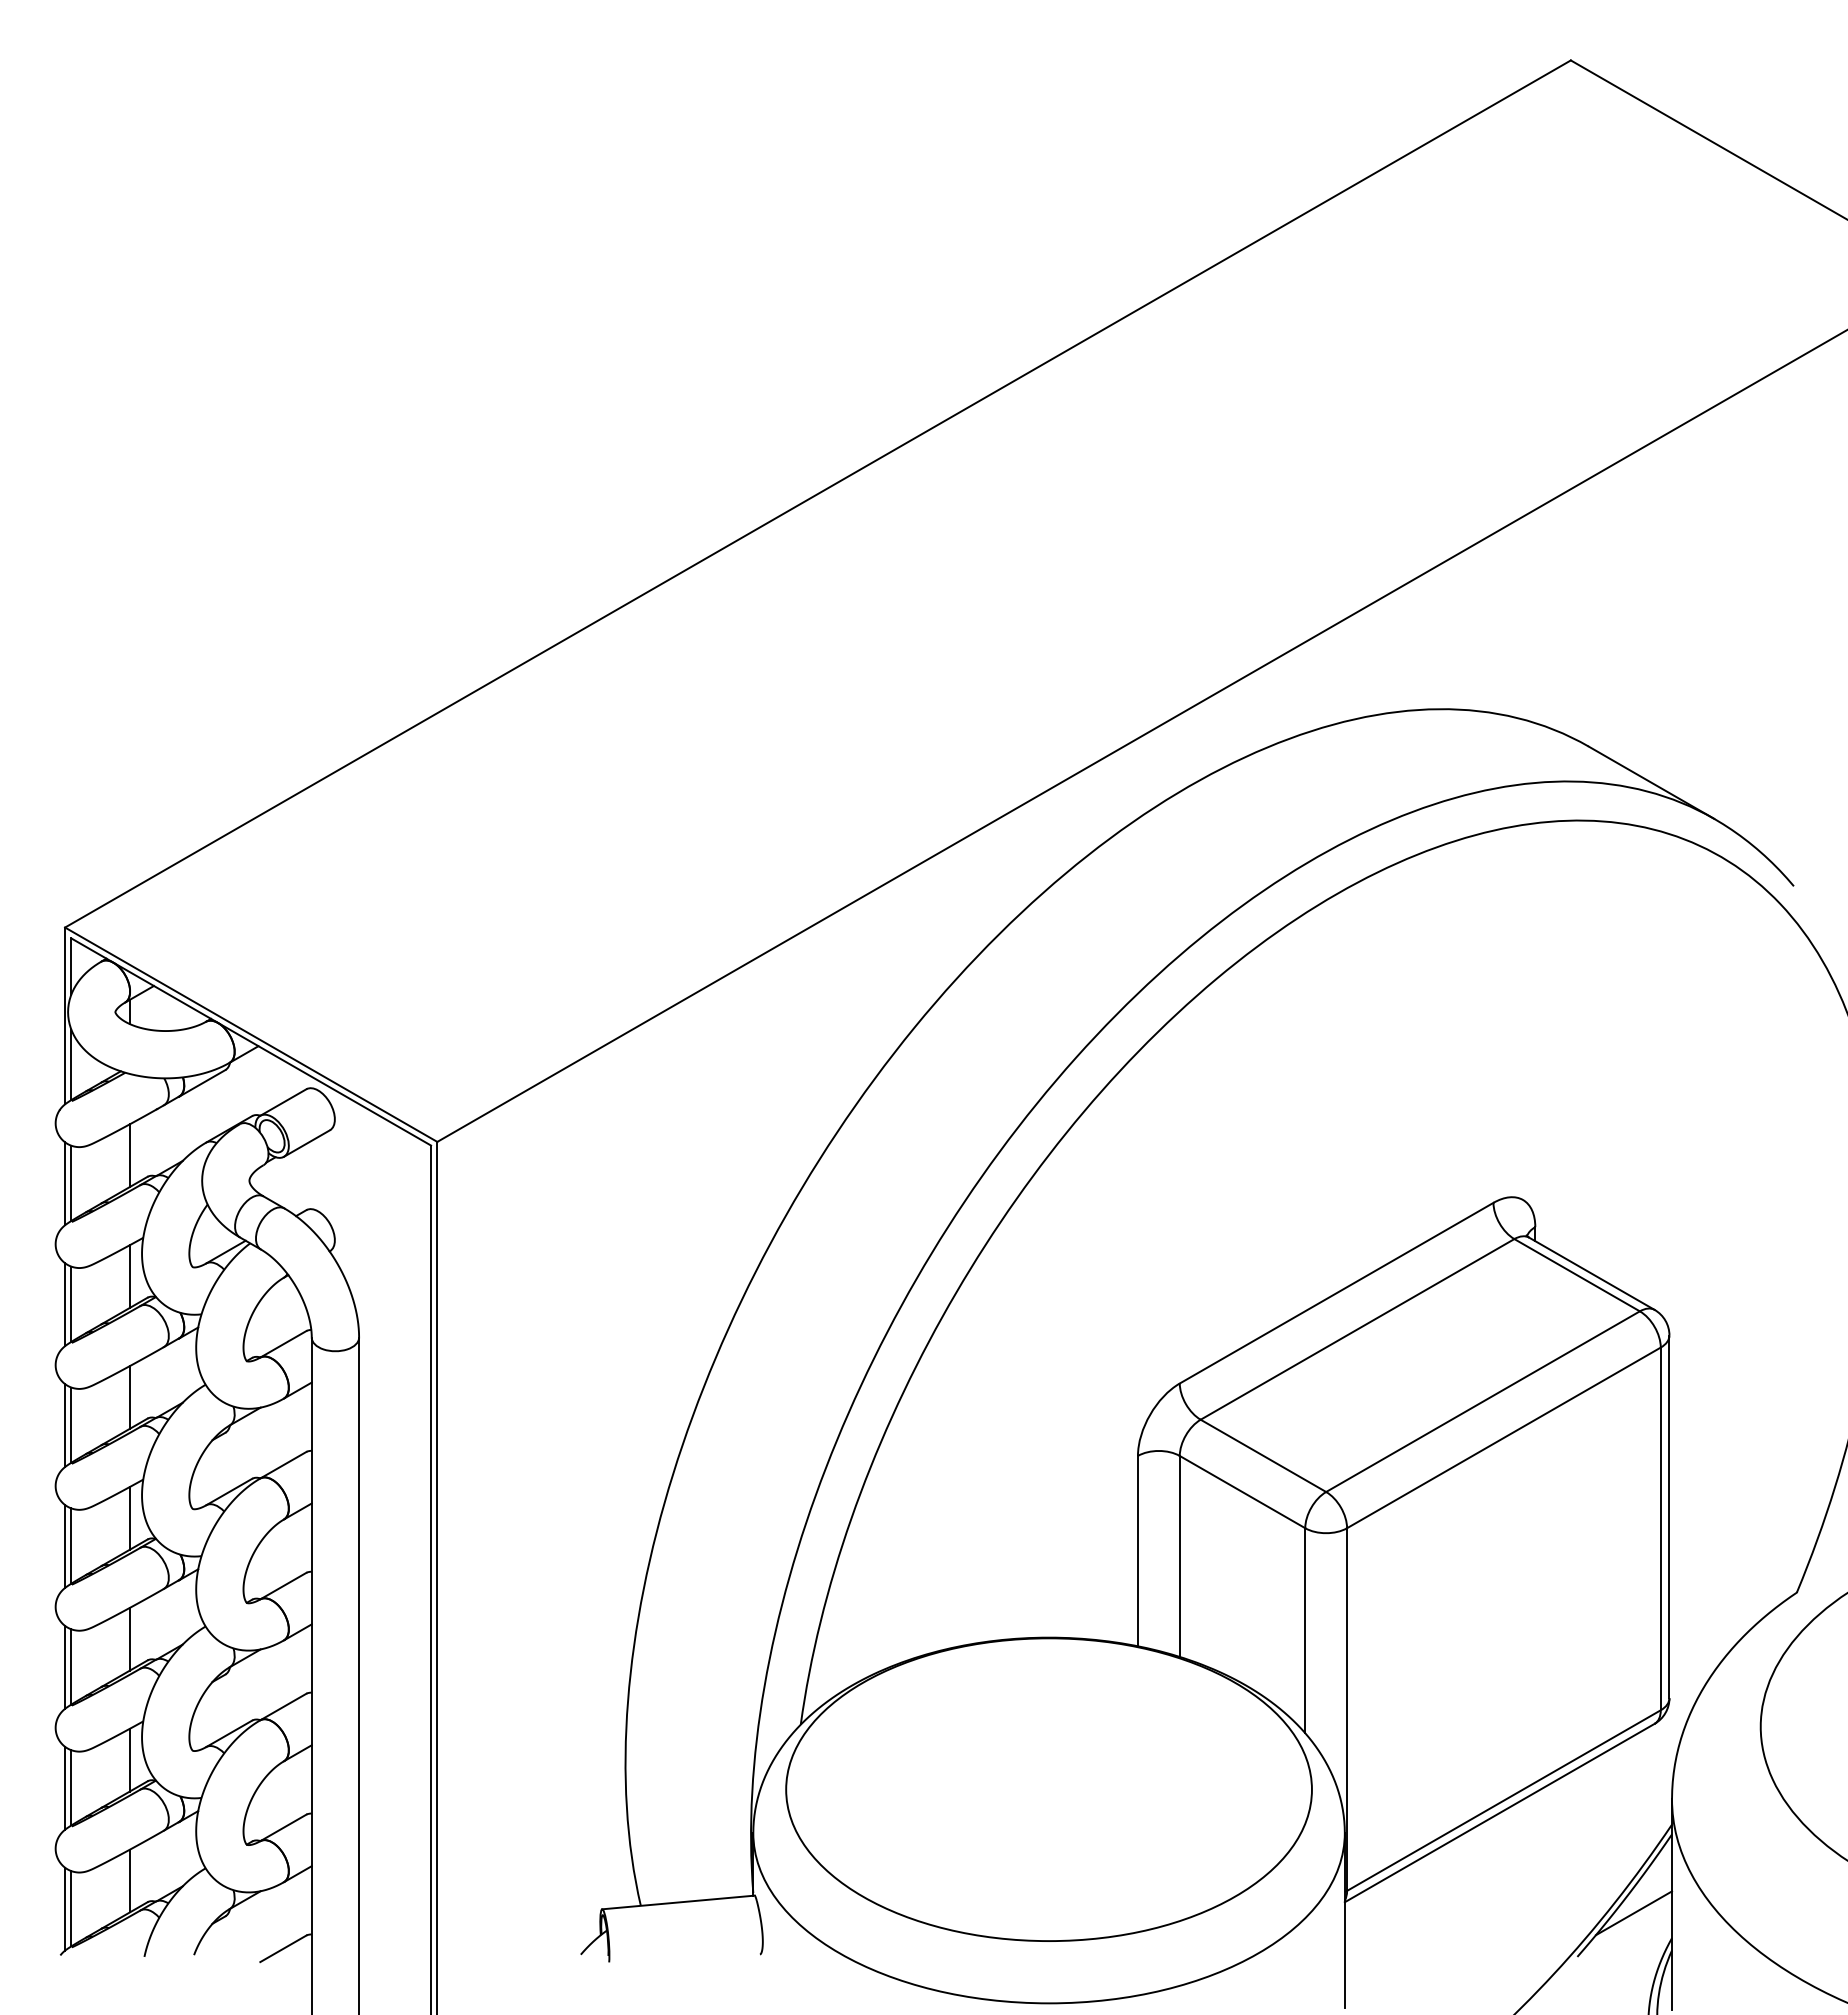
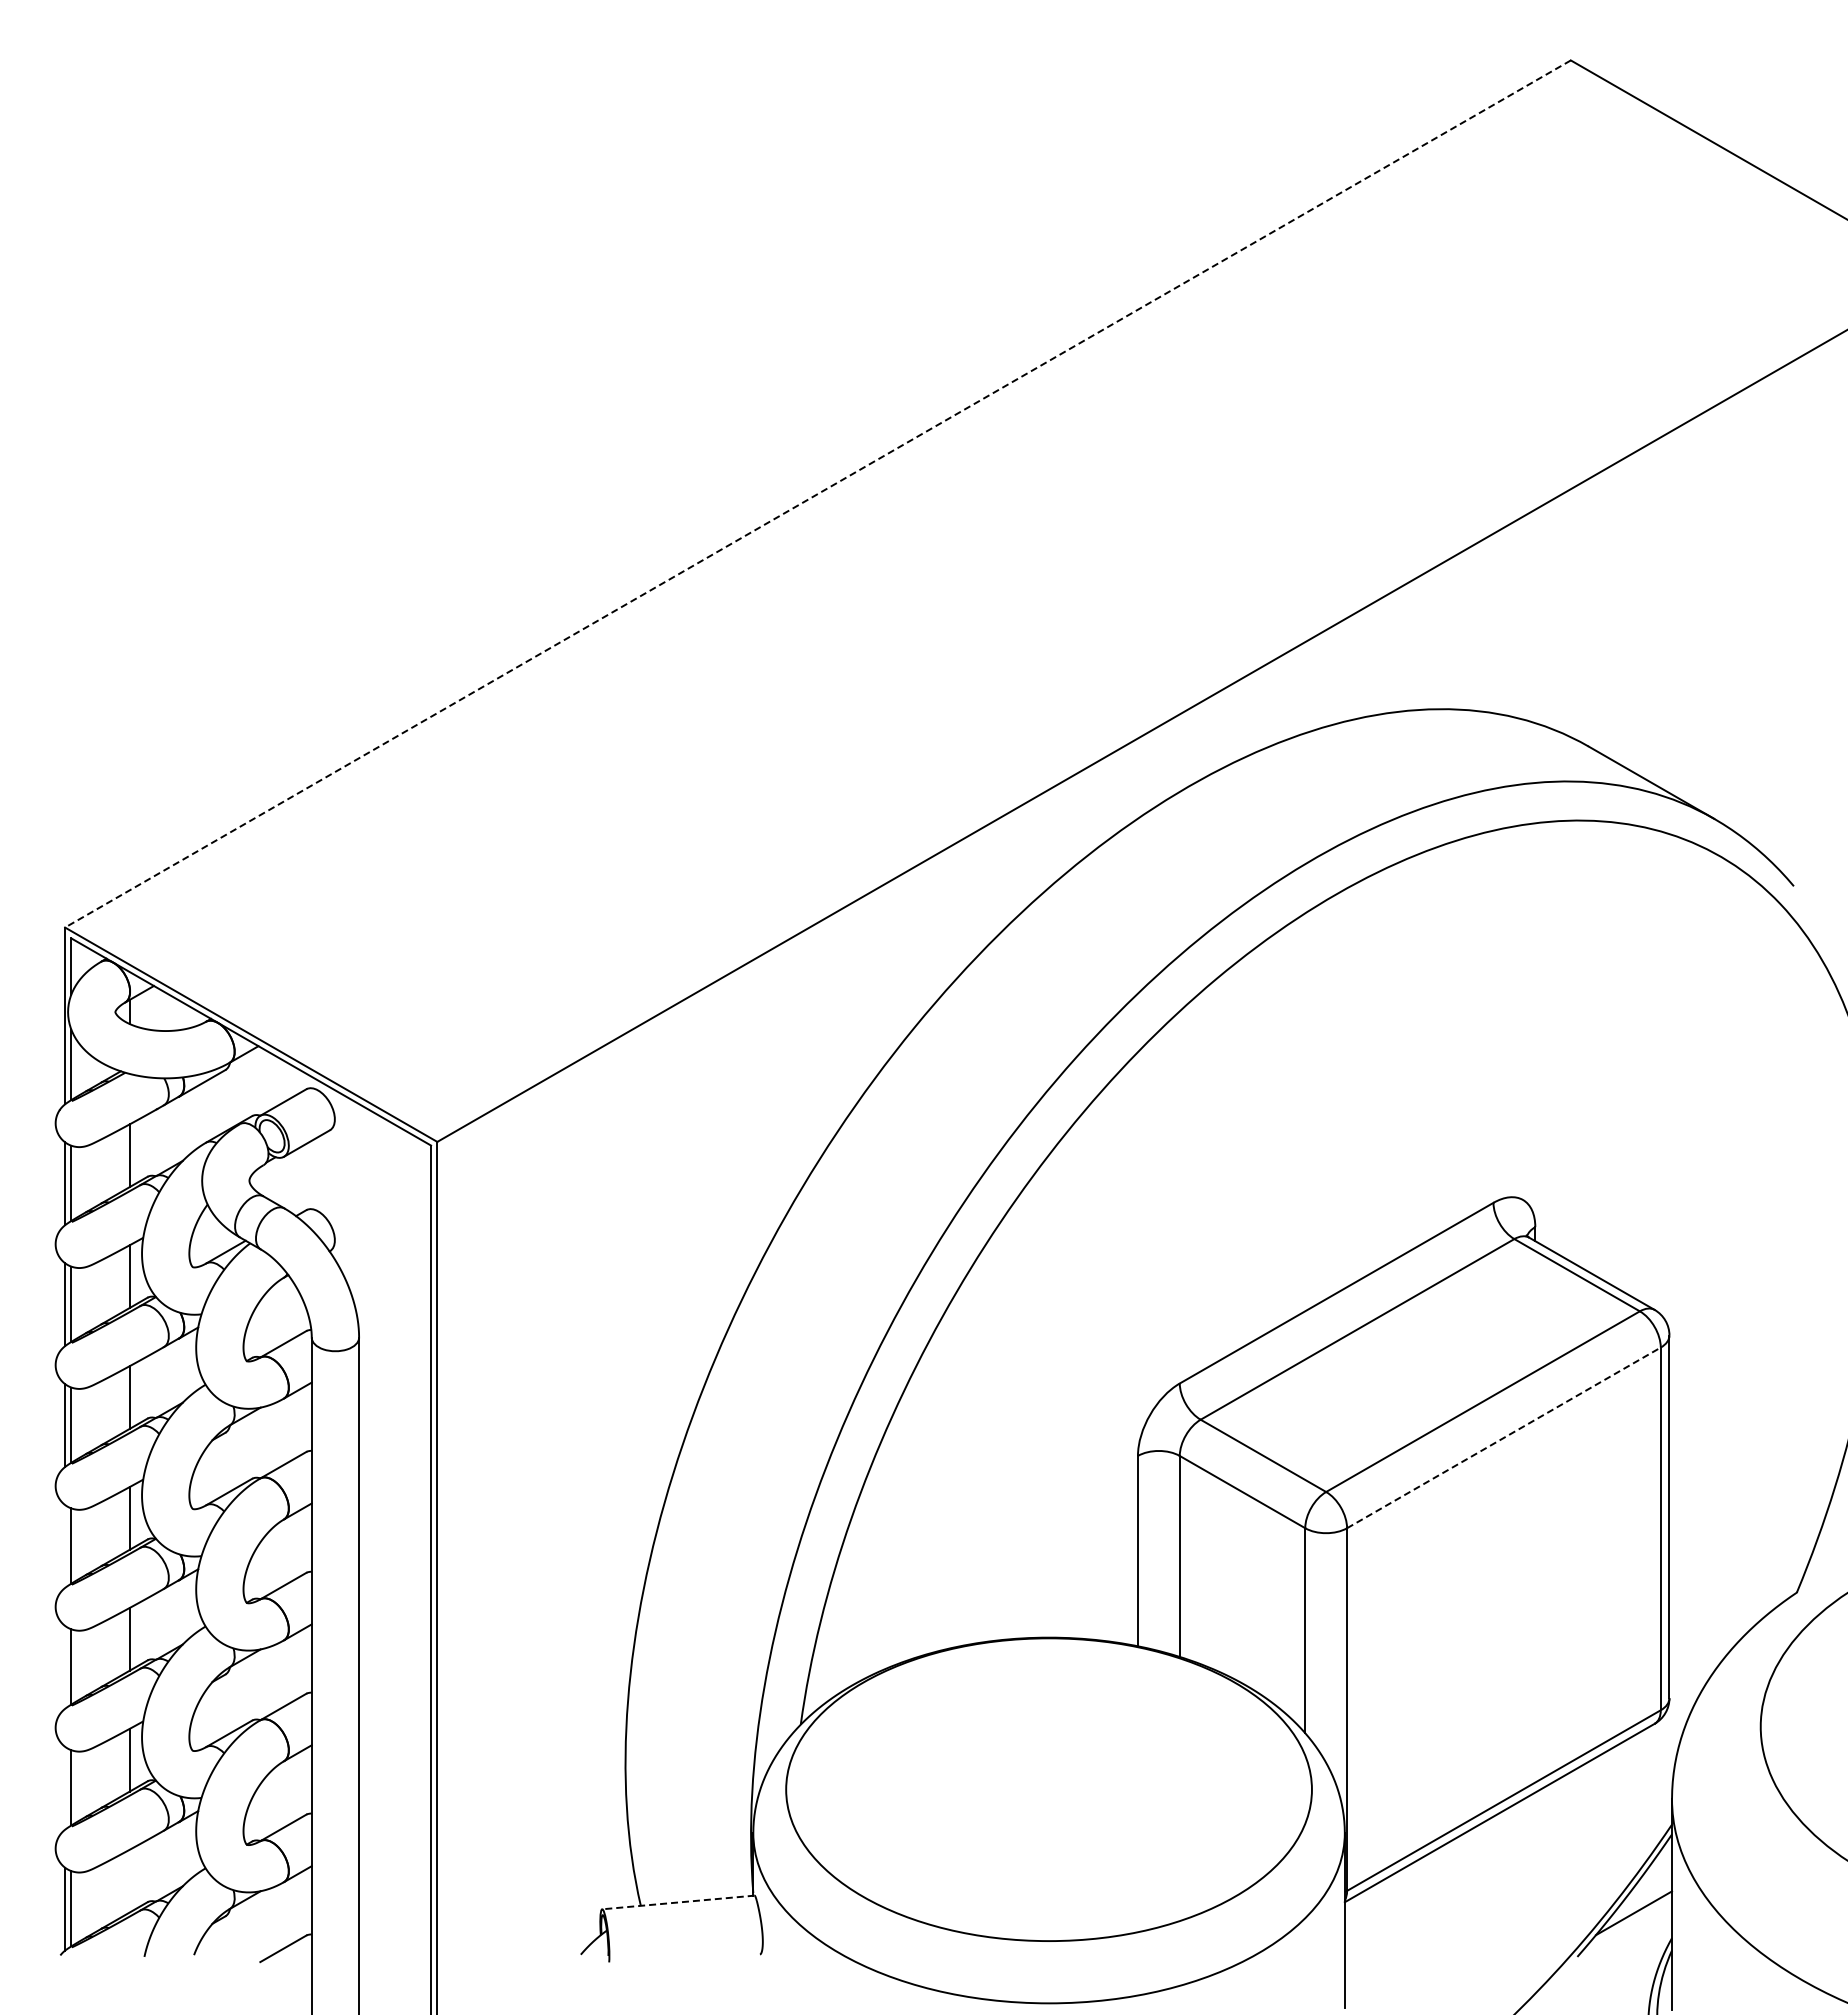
line: solid -> dashed (817, 494)
line: solid -> dashed (1504, 1437)
line: present -> none (65, 1546)
line: present -> none (65, 1666)
line: present -> none (65, 1787)
line: present -> none (129, 1880)
line: solid -> dashed (678, 1902)
